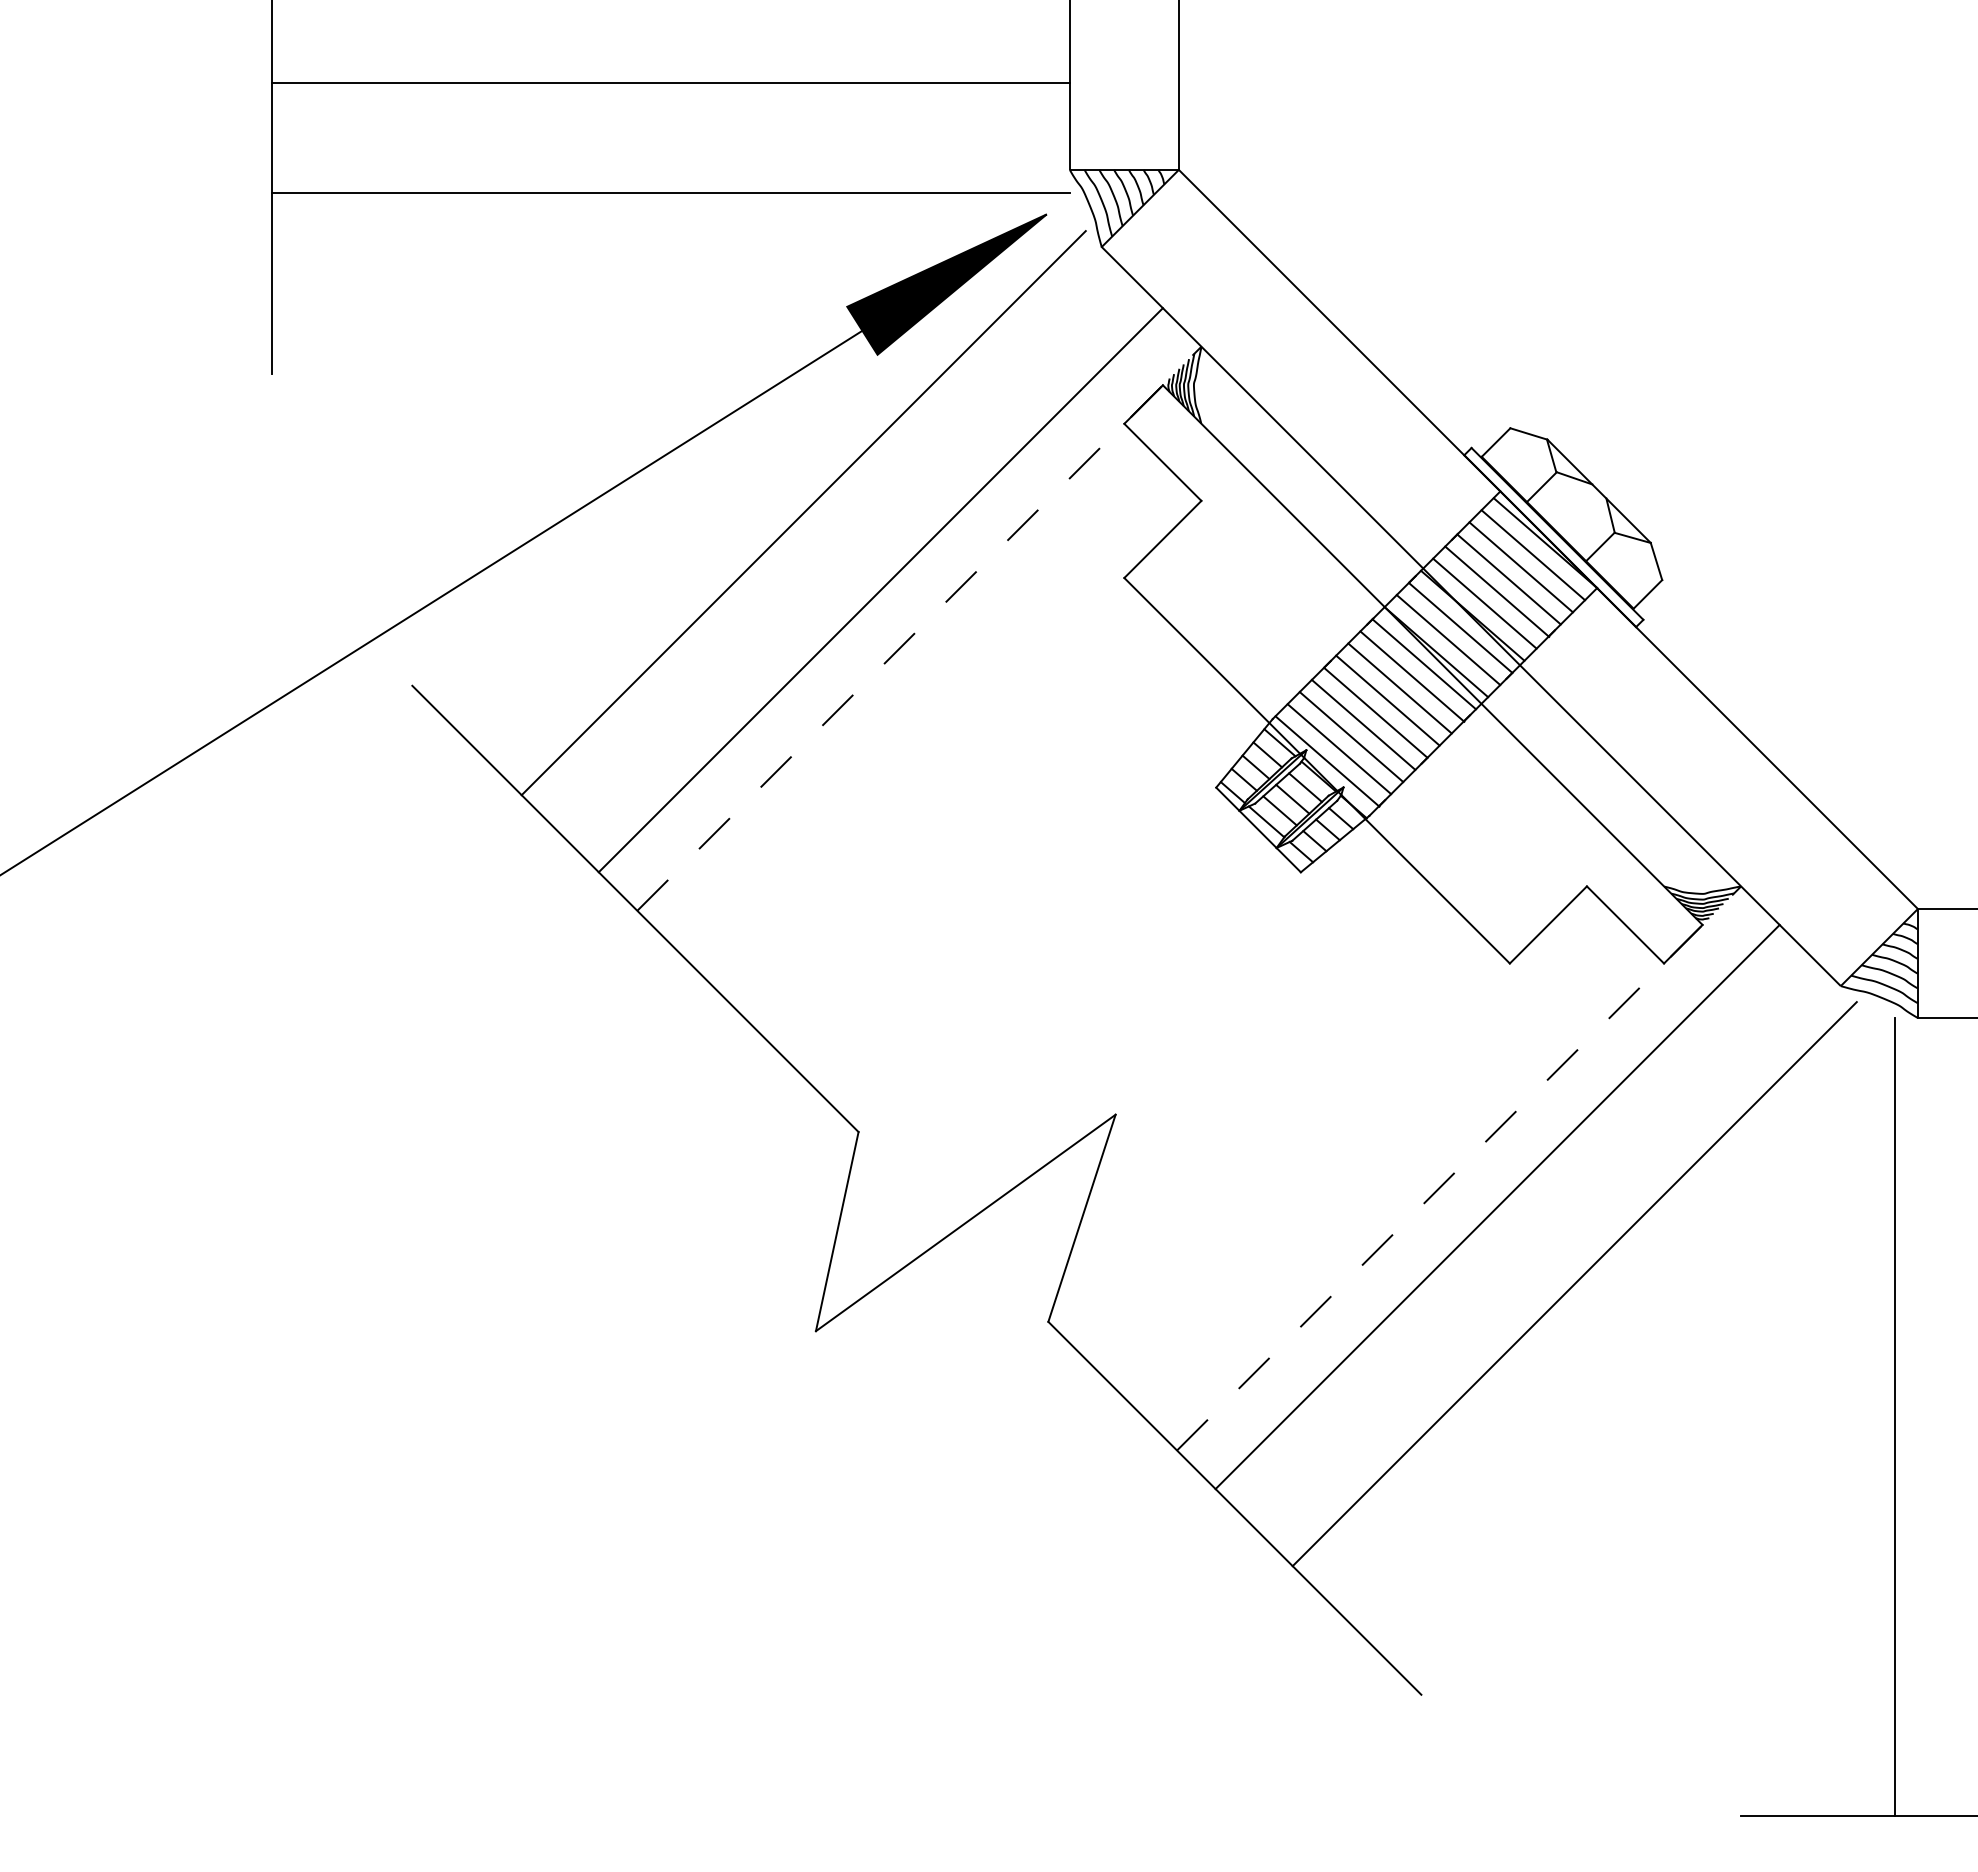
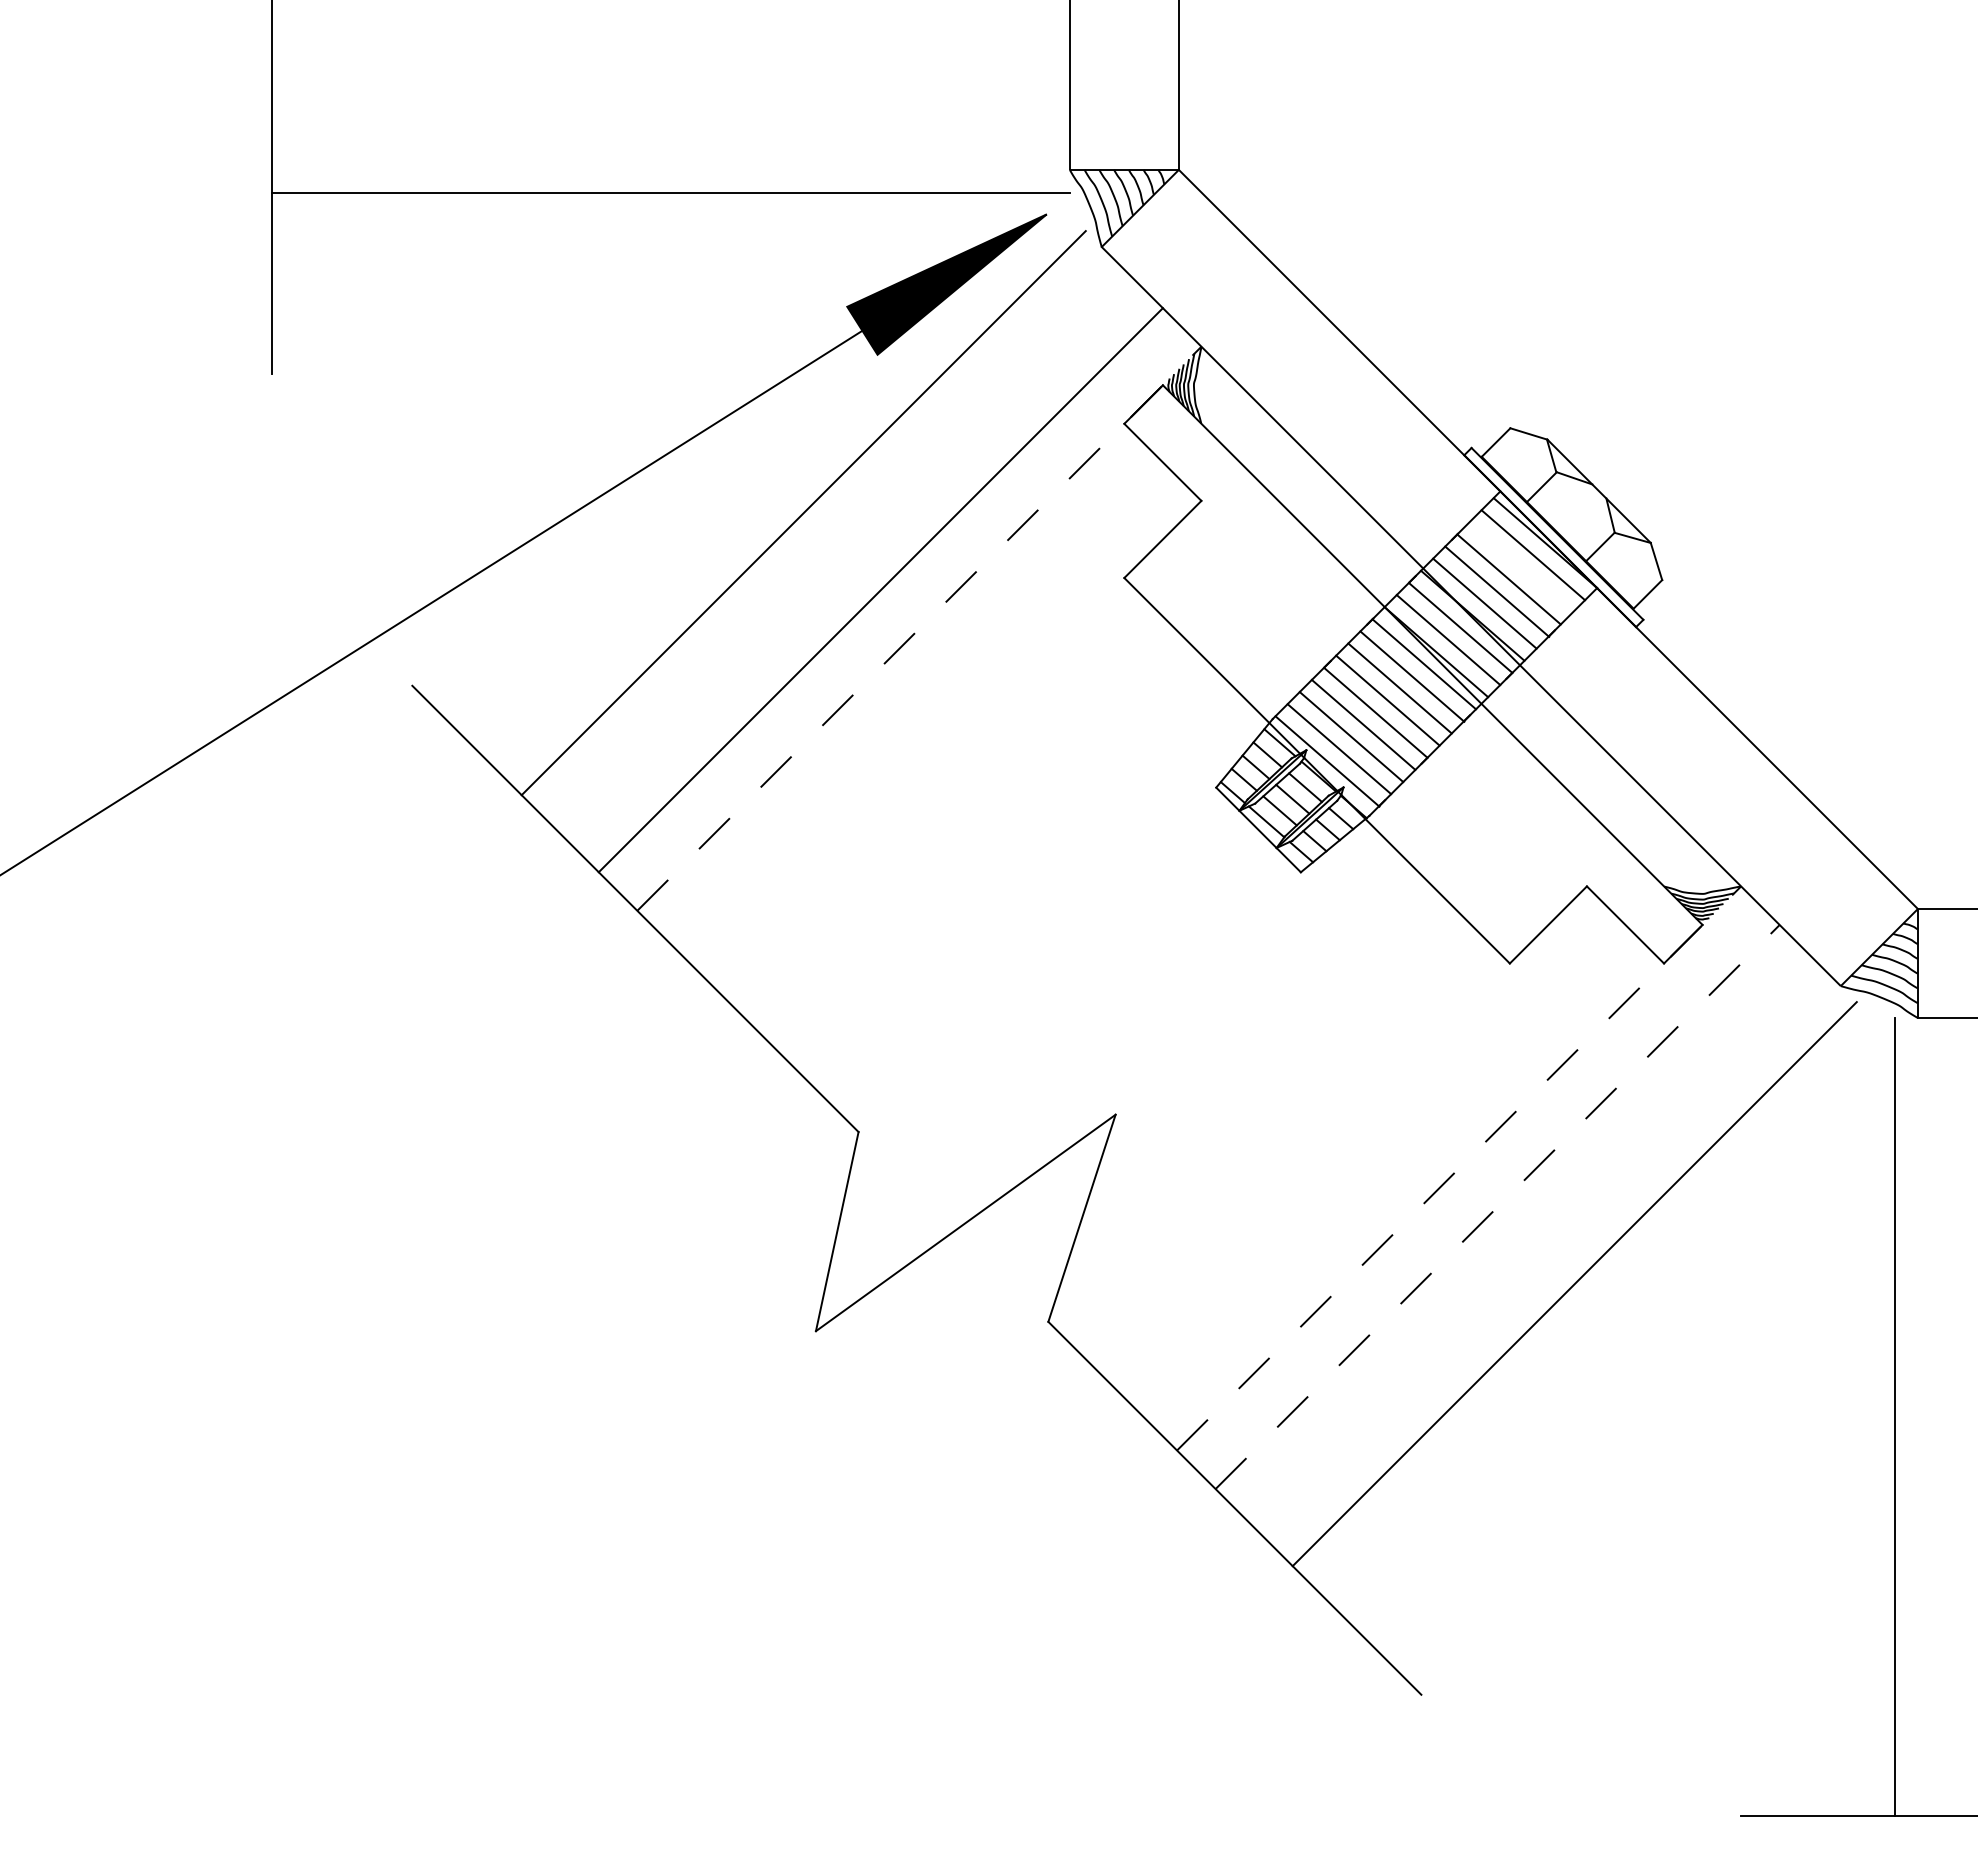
line: present -> none (670, 83)
line: present -> none (1520, 567)
line: solid -> dashed (1497, 1207)
